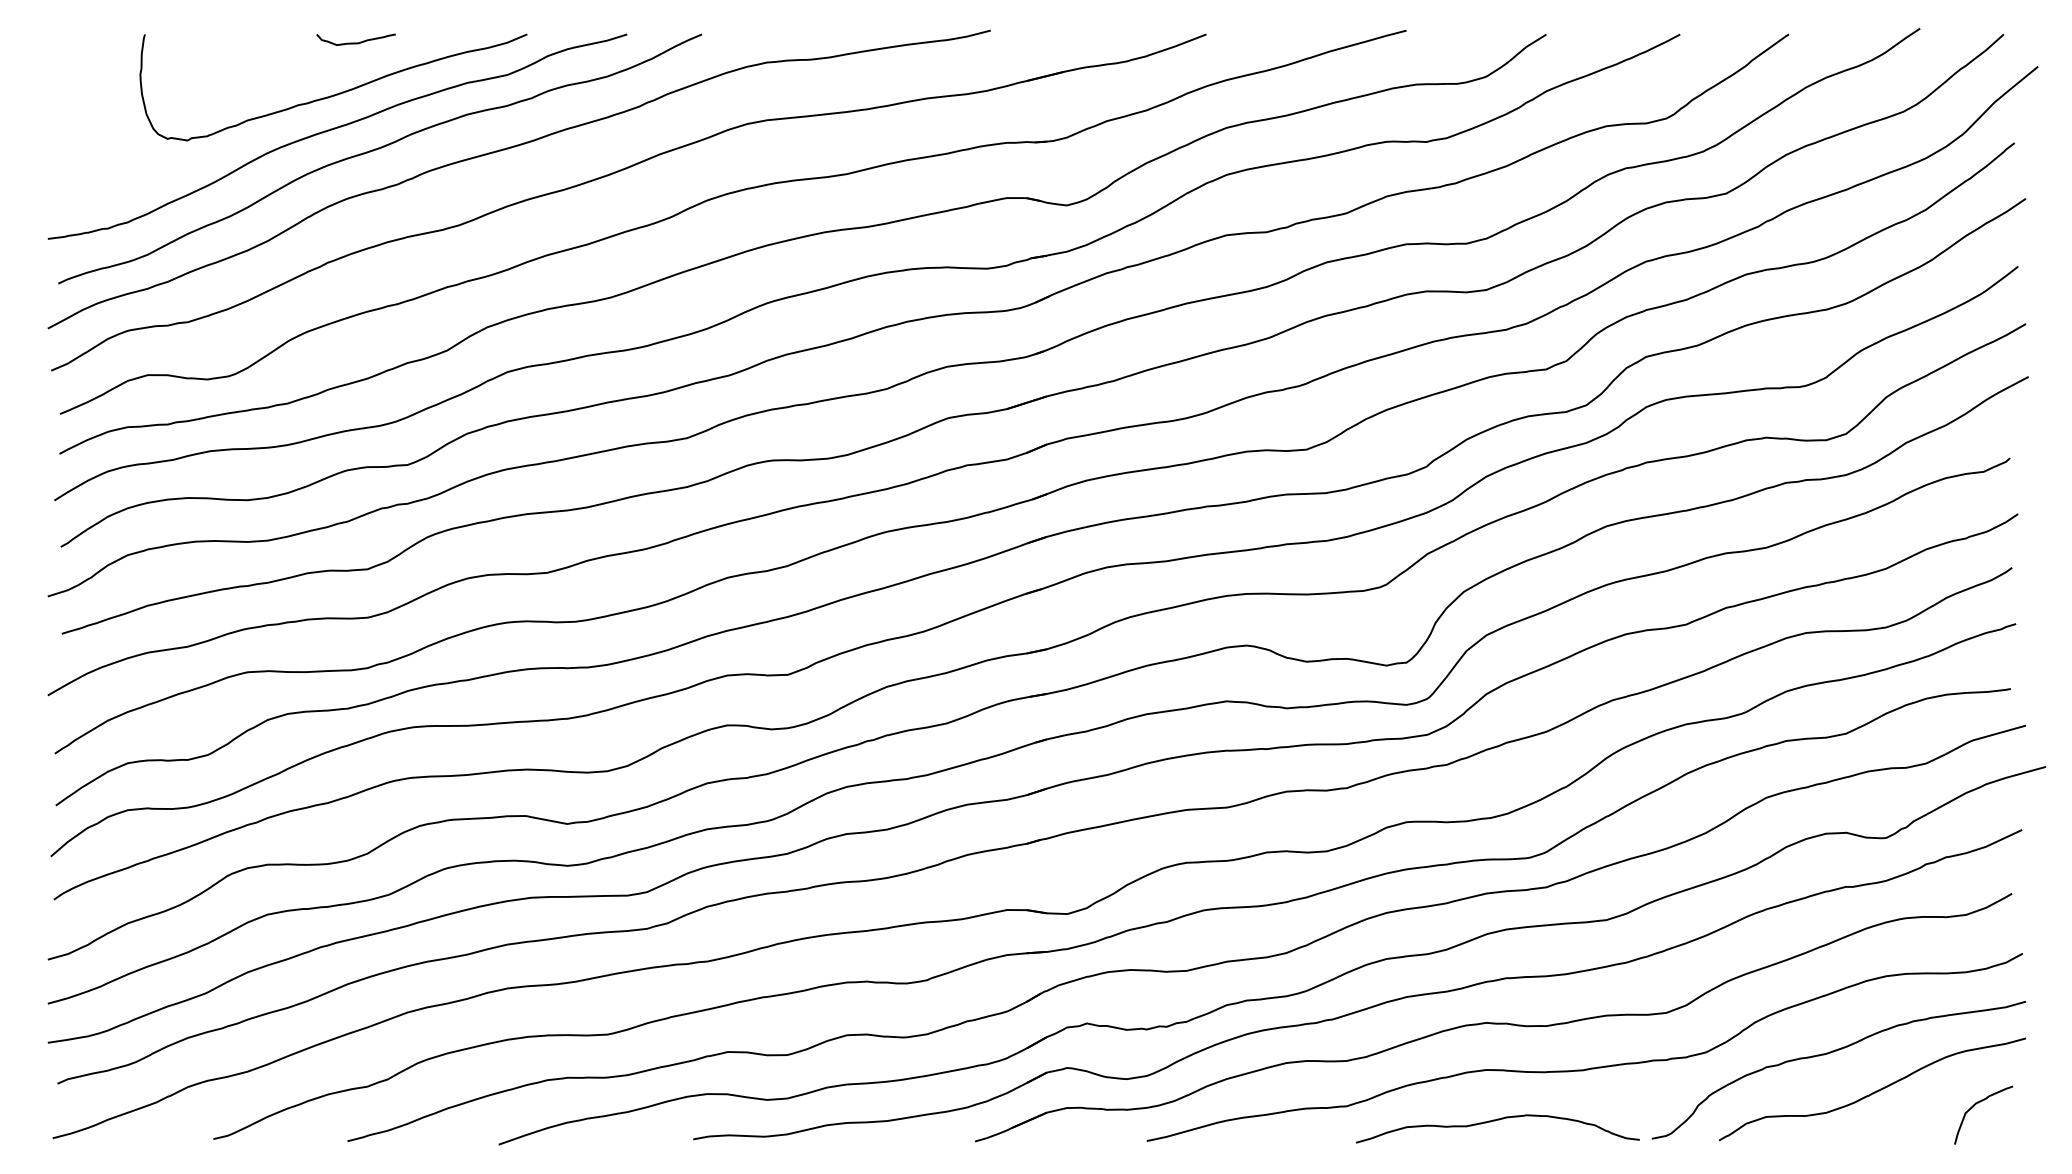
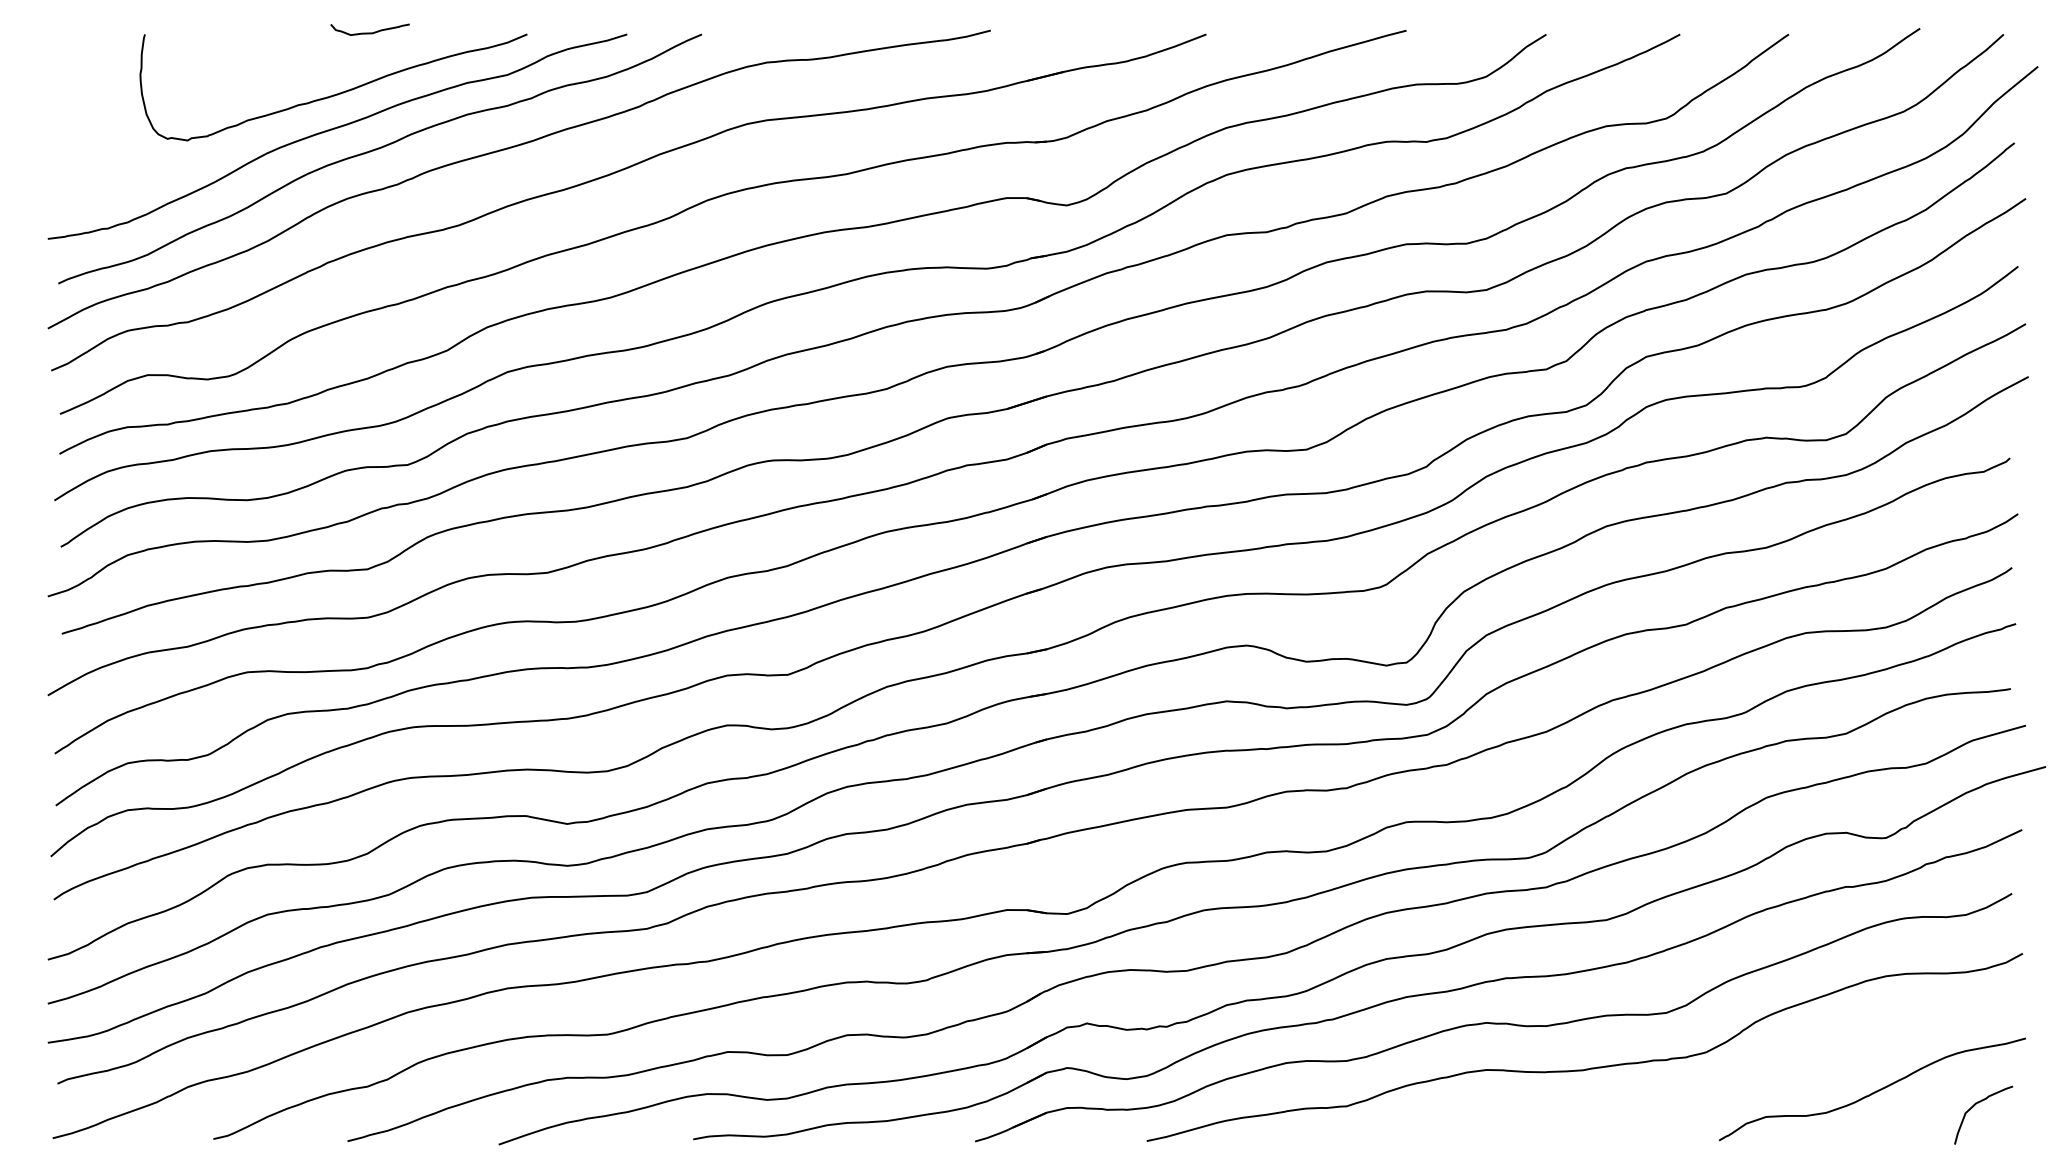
curve position: (355, 42) -> (369, 32) (369, 32)
curve: present -> none (1833, 1052)
curve: present -> none (1495, 1121)
